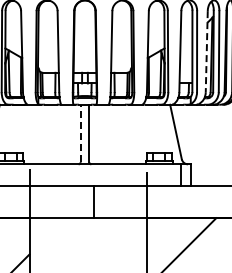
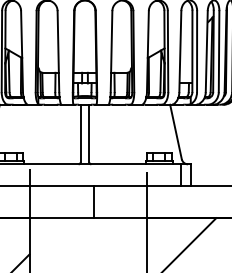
line: dashed -> solid (206, 51)
line: dashed -> solid (80, 133)
